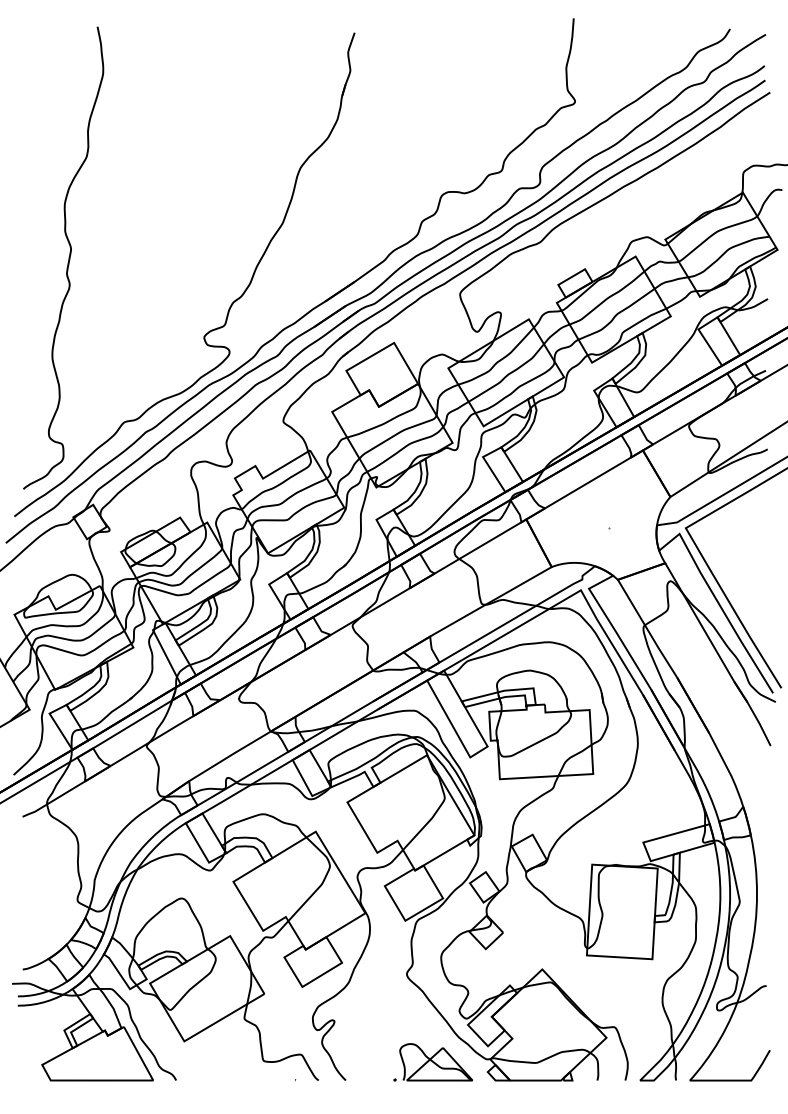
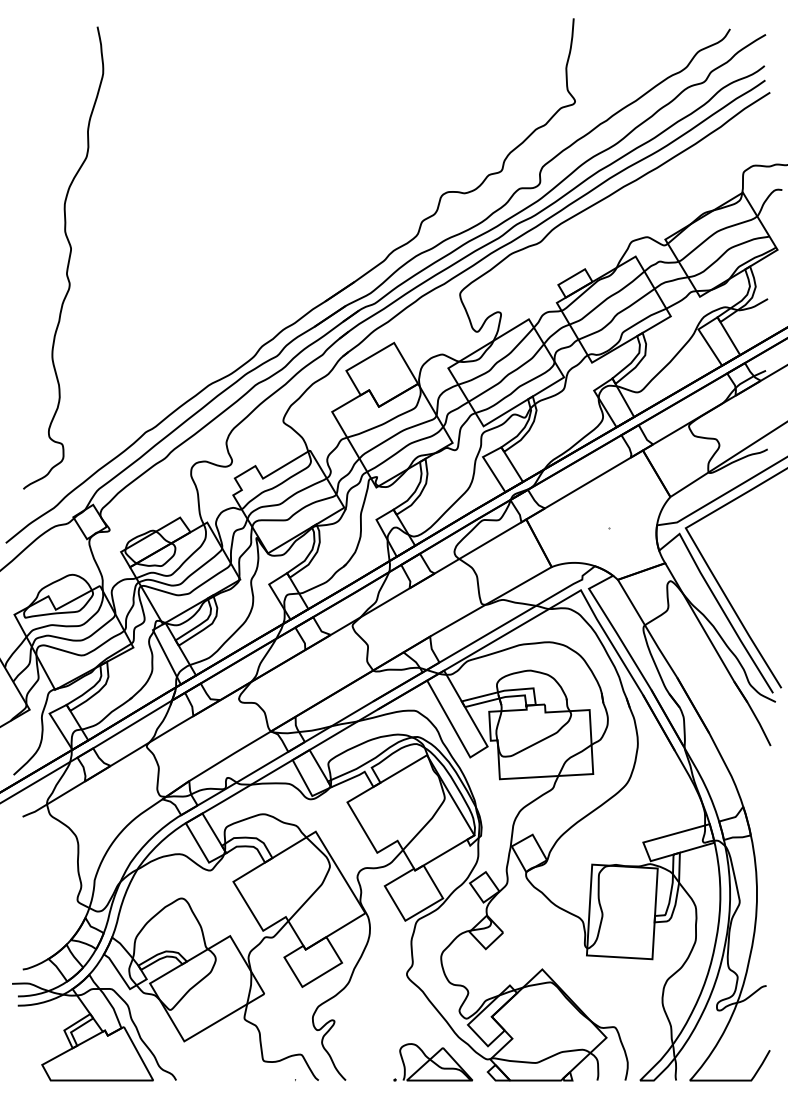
part: present -> none (229, 306)
